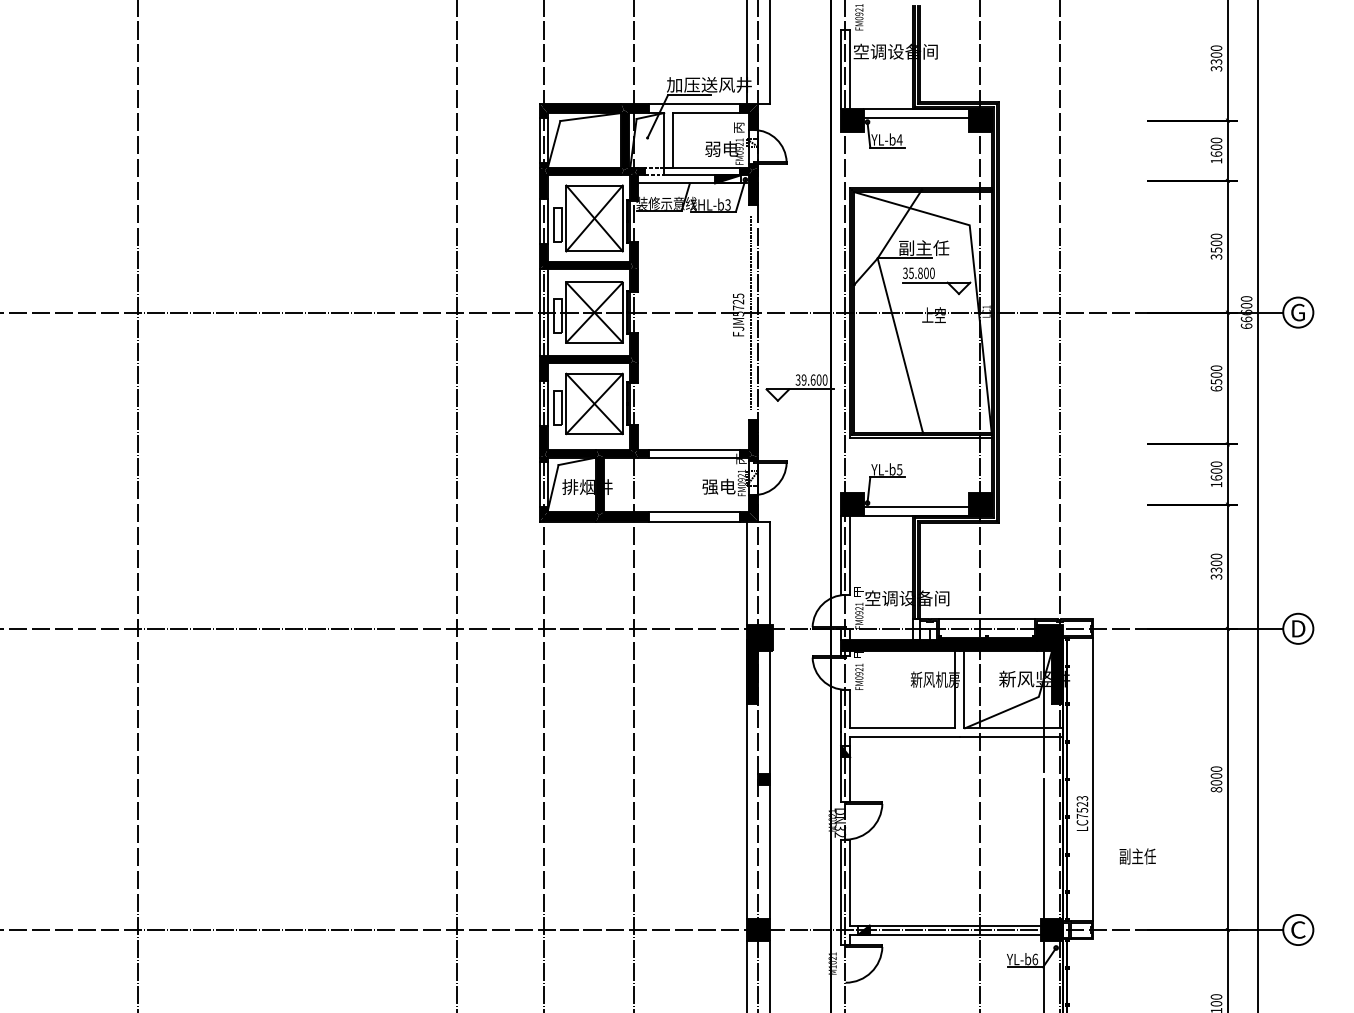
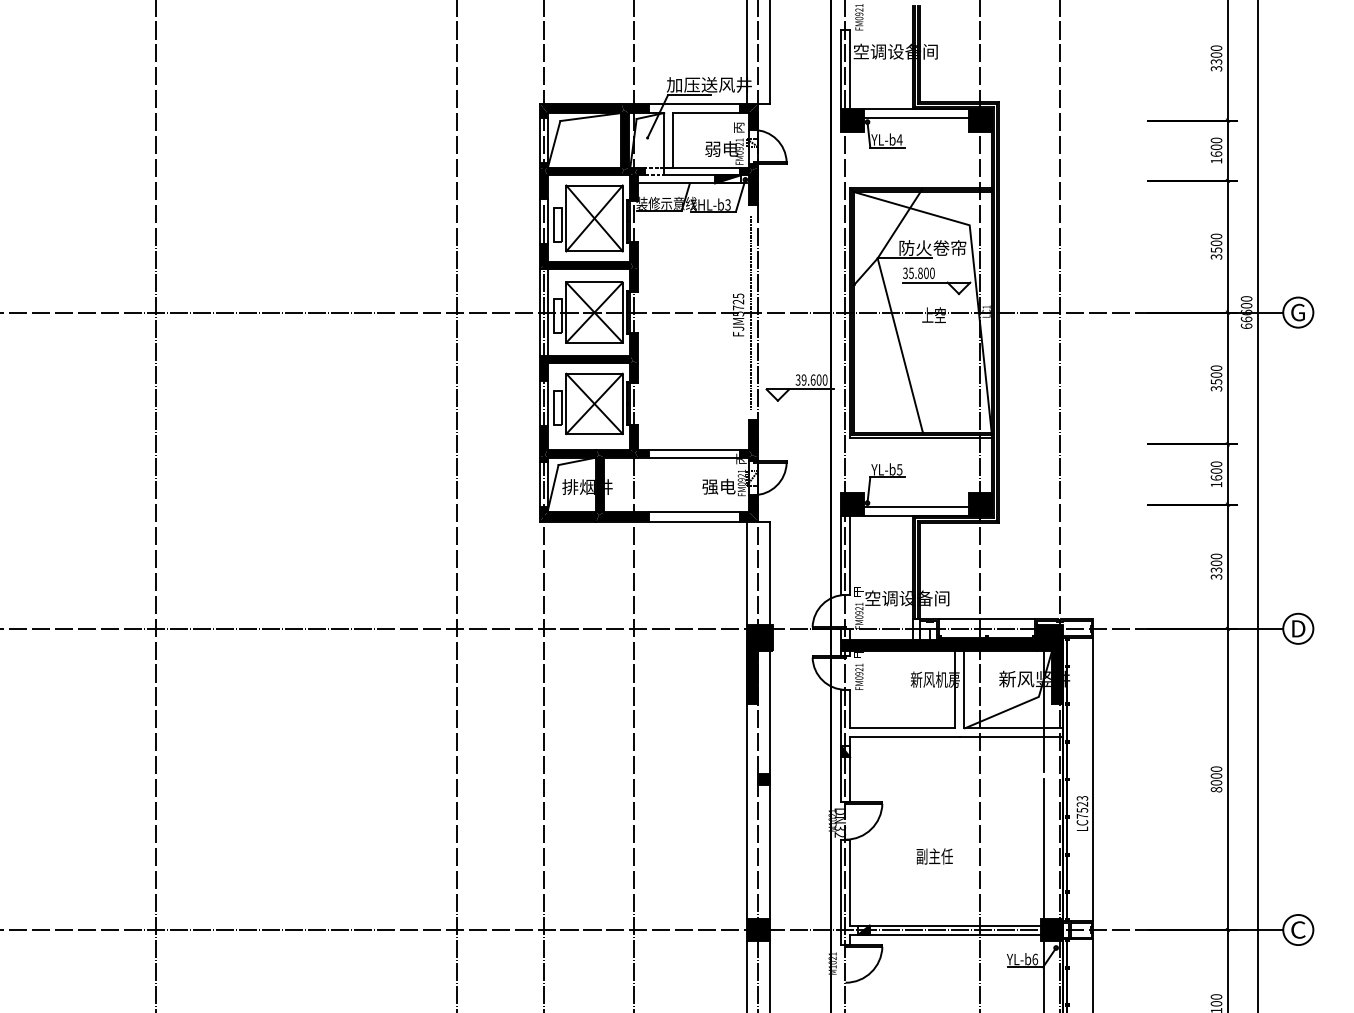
text: 副主任 -> 防火卷帘 (932, 247)
text: 6500 -> 3500 (1216, 388)
line position: (137, 505) -> (155, 505) (155, 505)
text position: (1137, 856) -> (934, 856) (934, 856)
line: none -> present (1093, 974)
